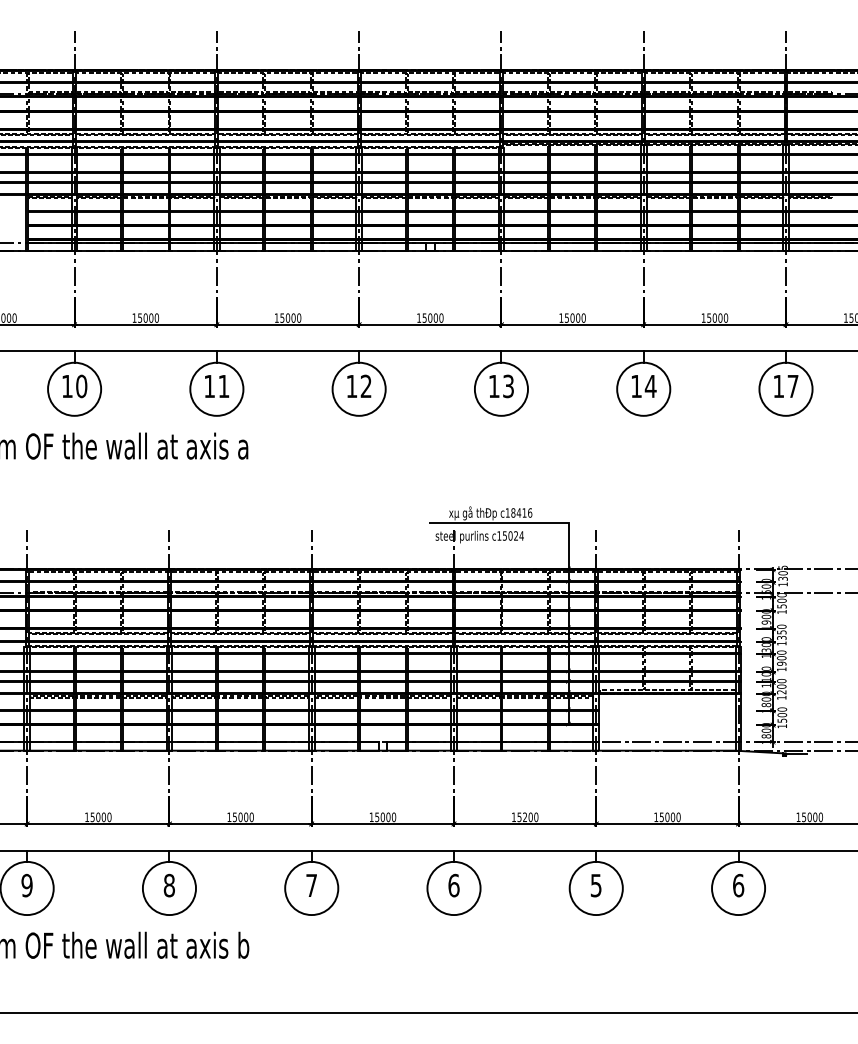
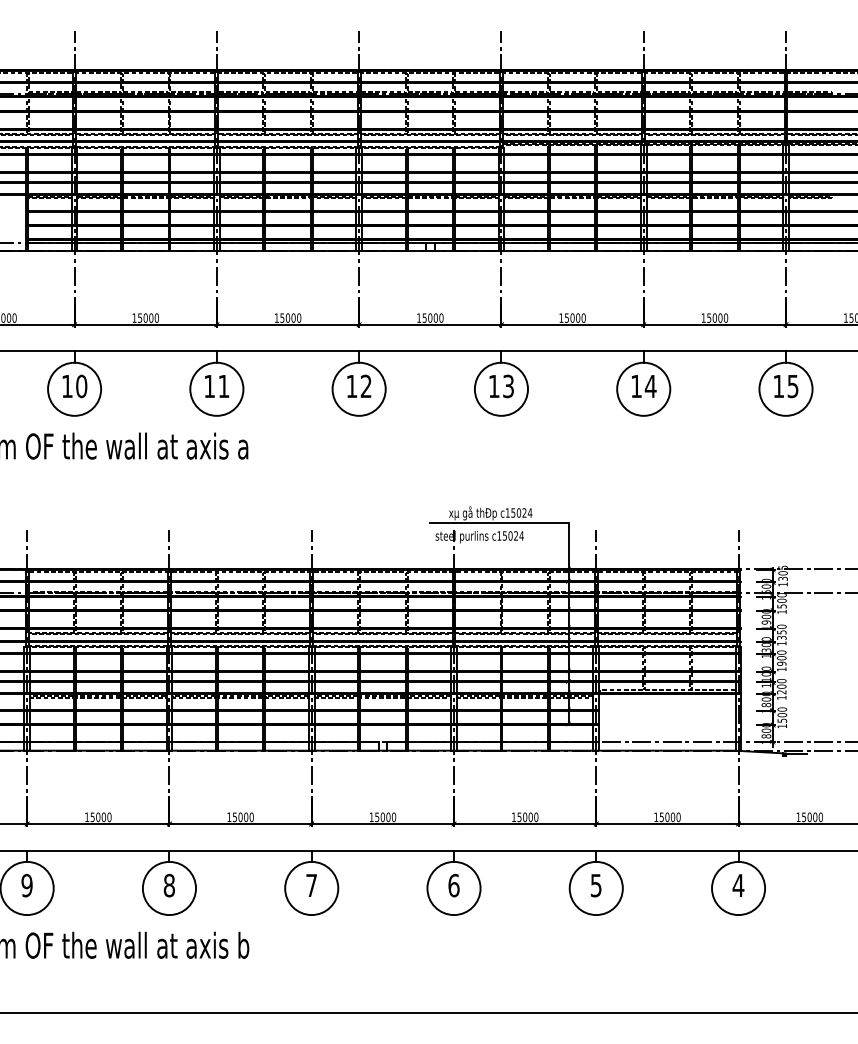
text: 17 -> 15 (792, 386)
text: c18416 -> c15024 (521, 512)
text: 15200 -> 15000 (525, 816)
text: 6 -> 4 (738, 885)
